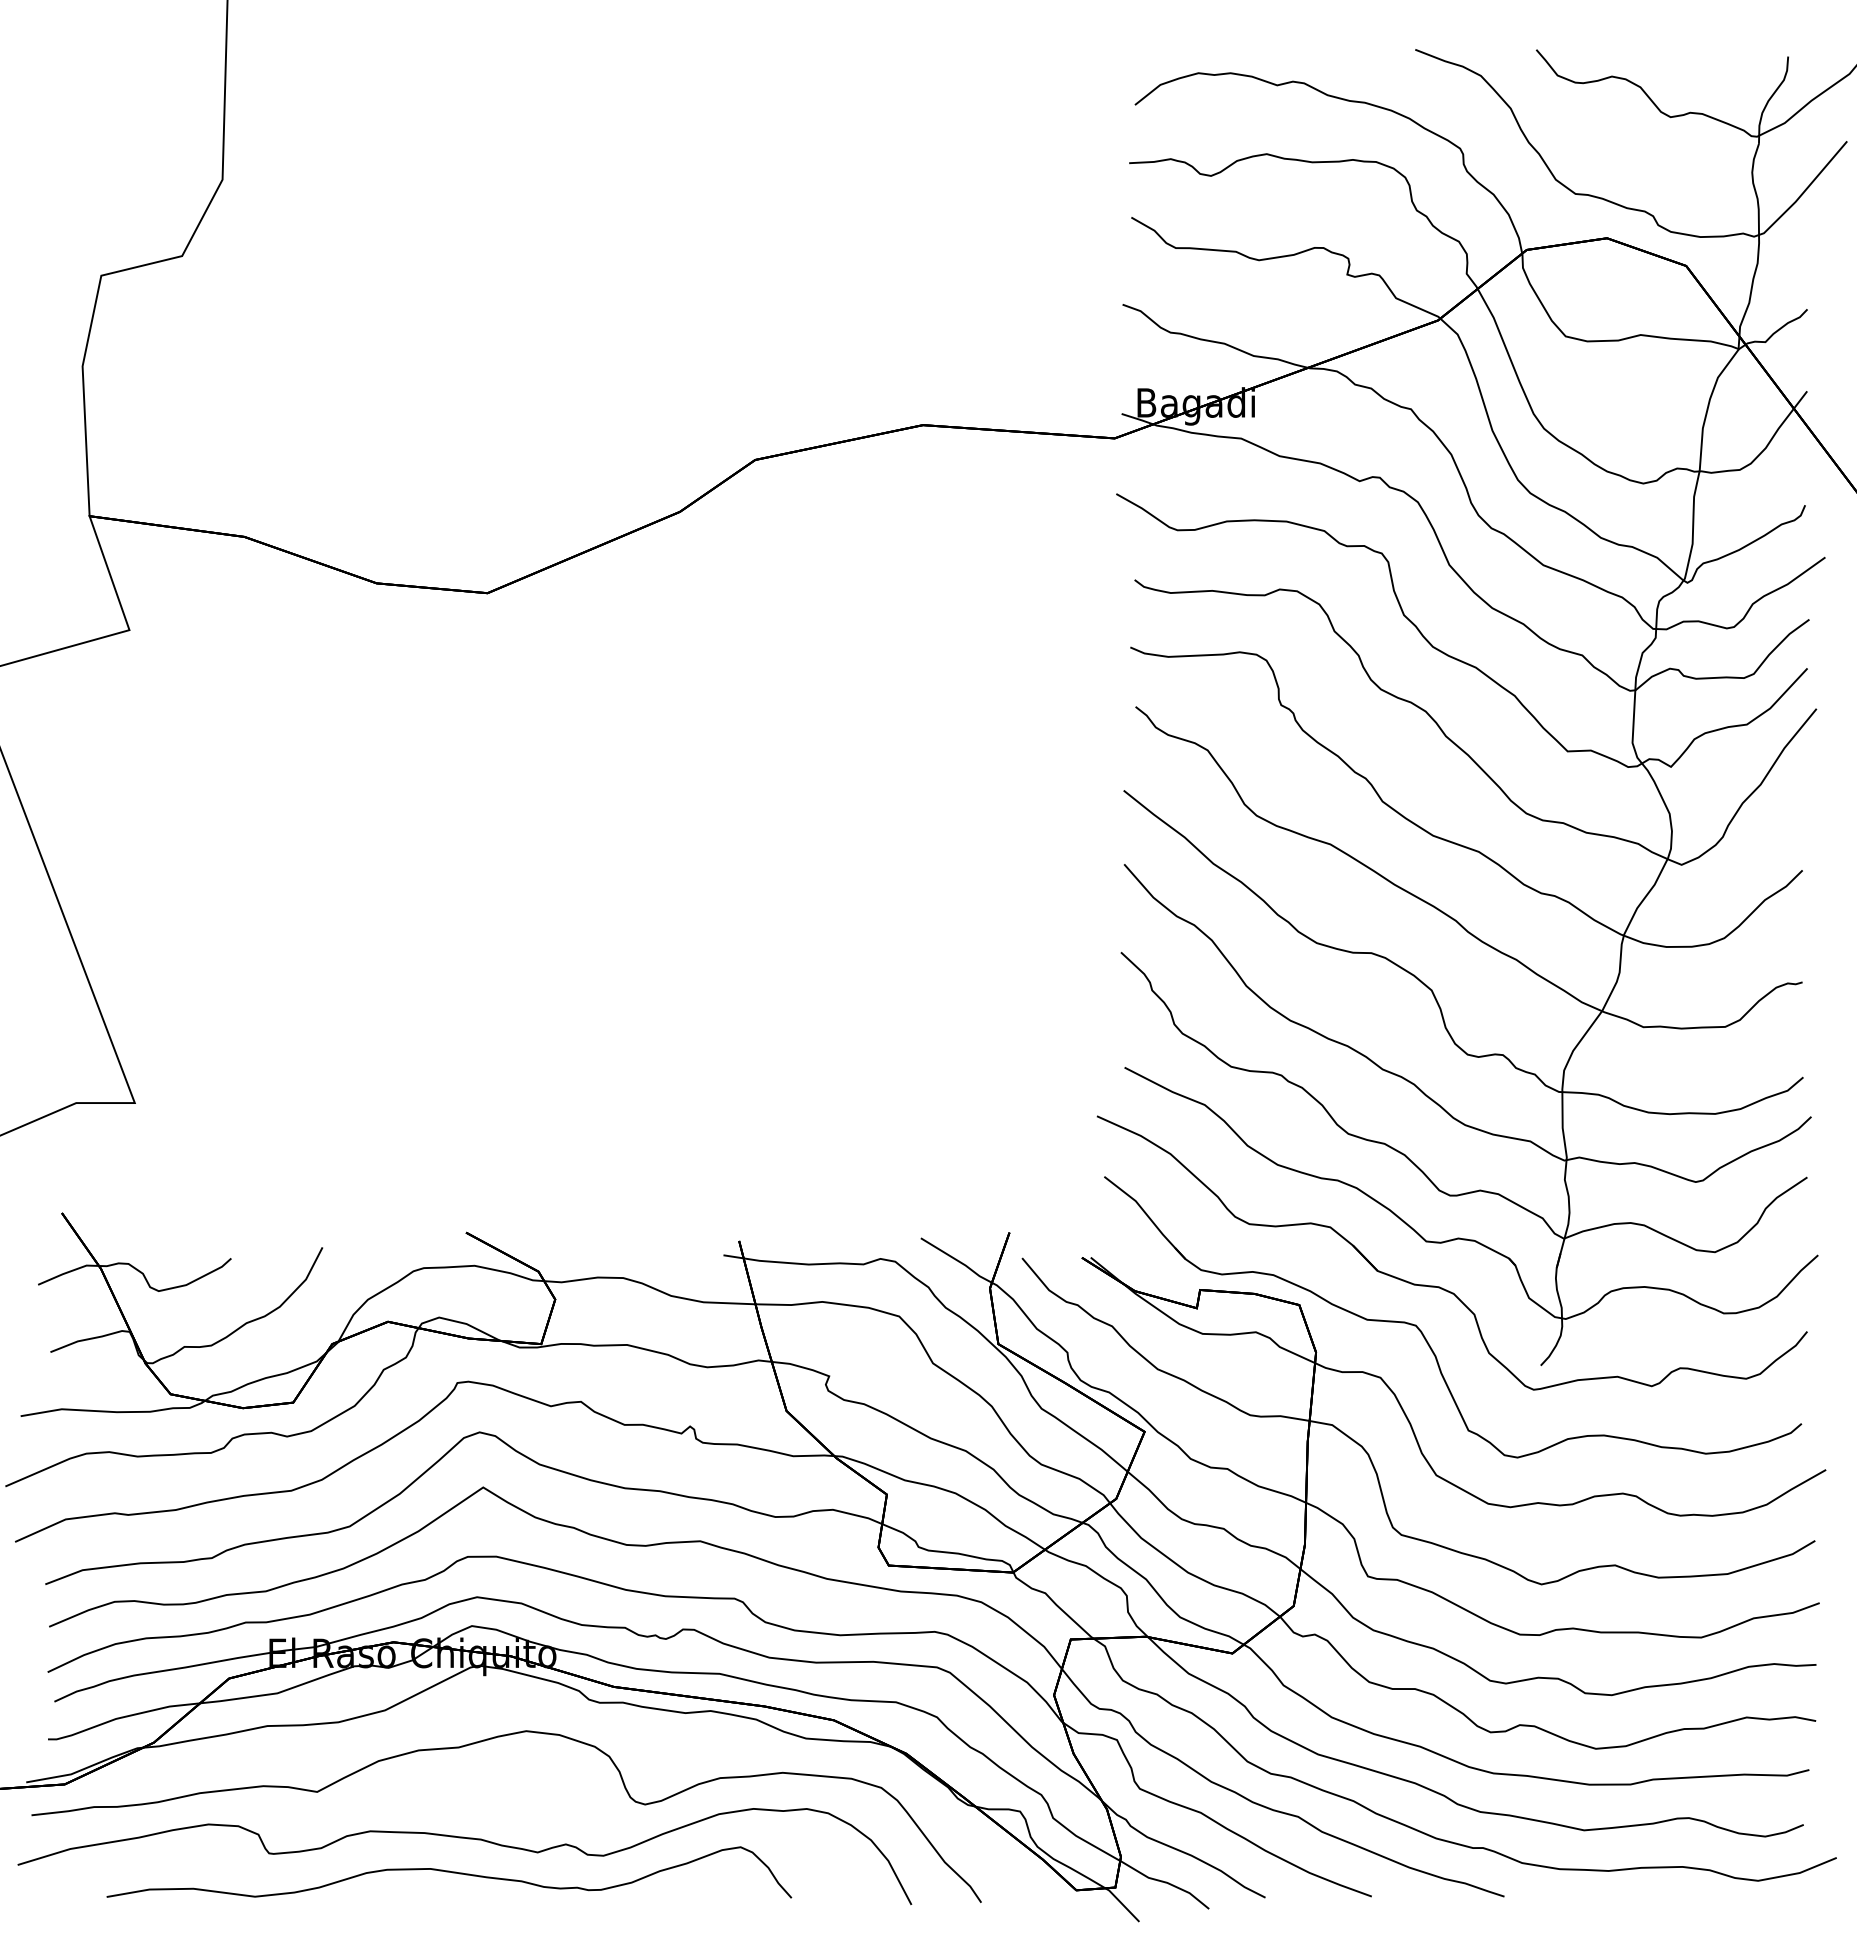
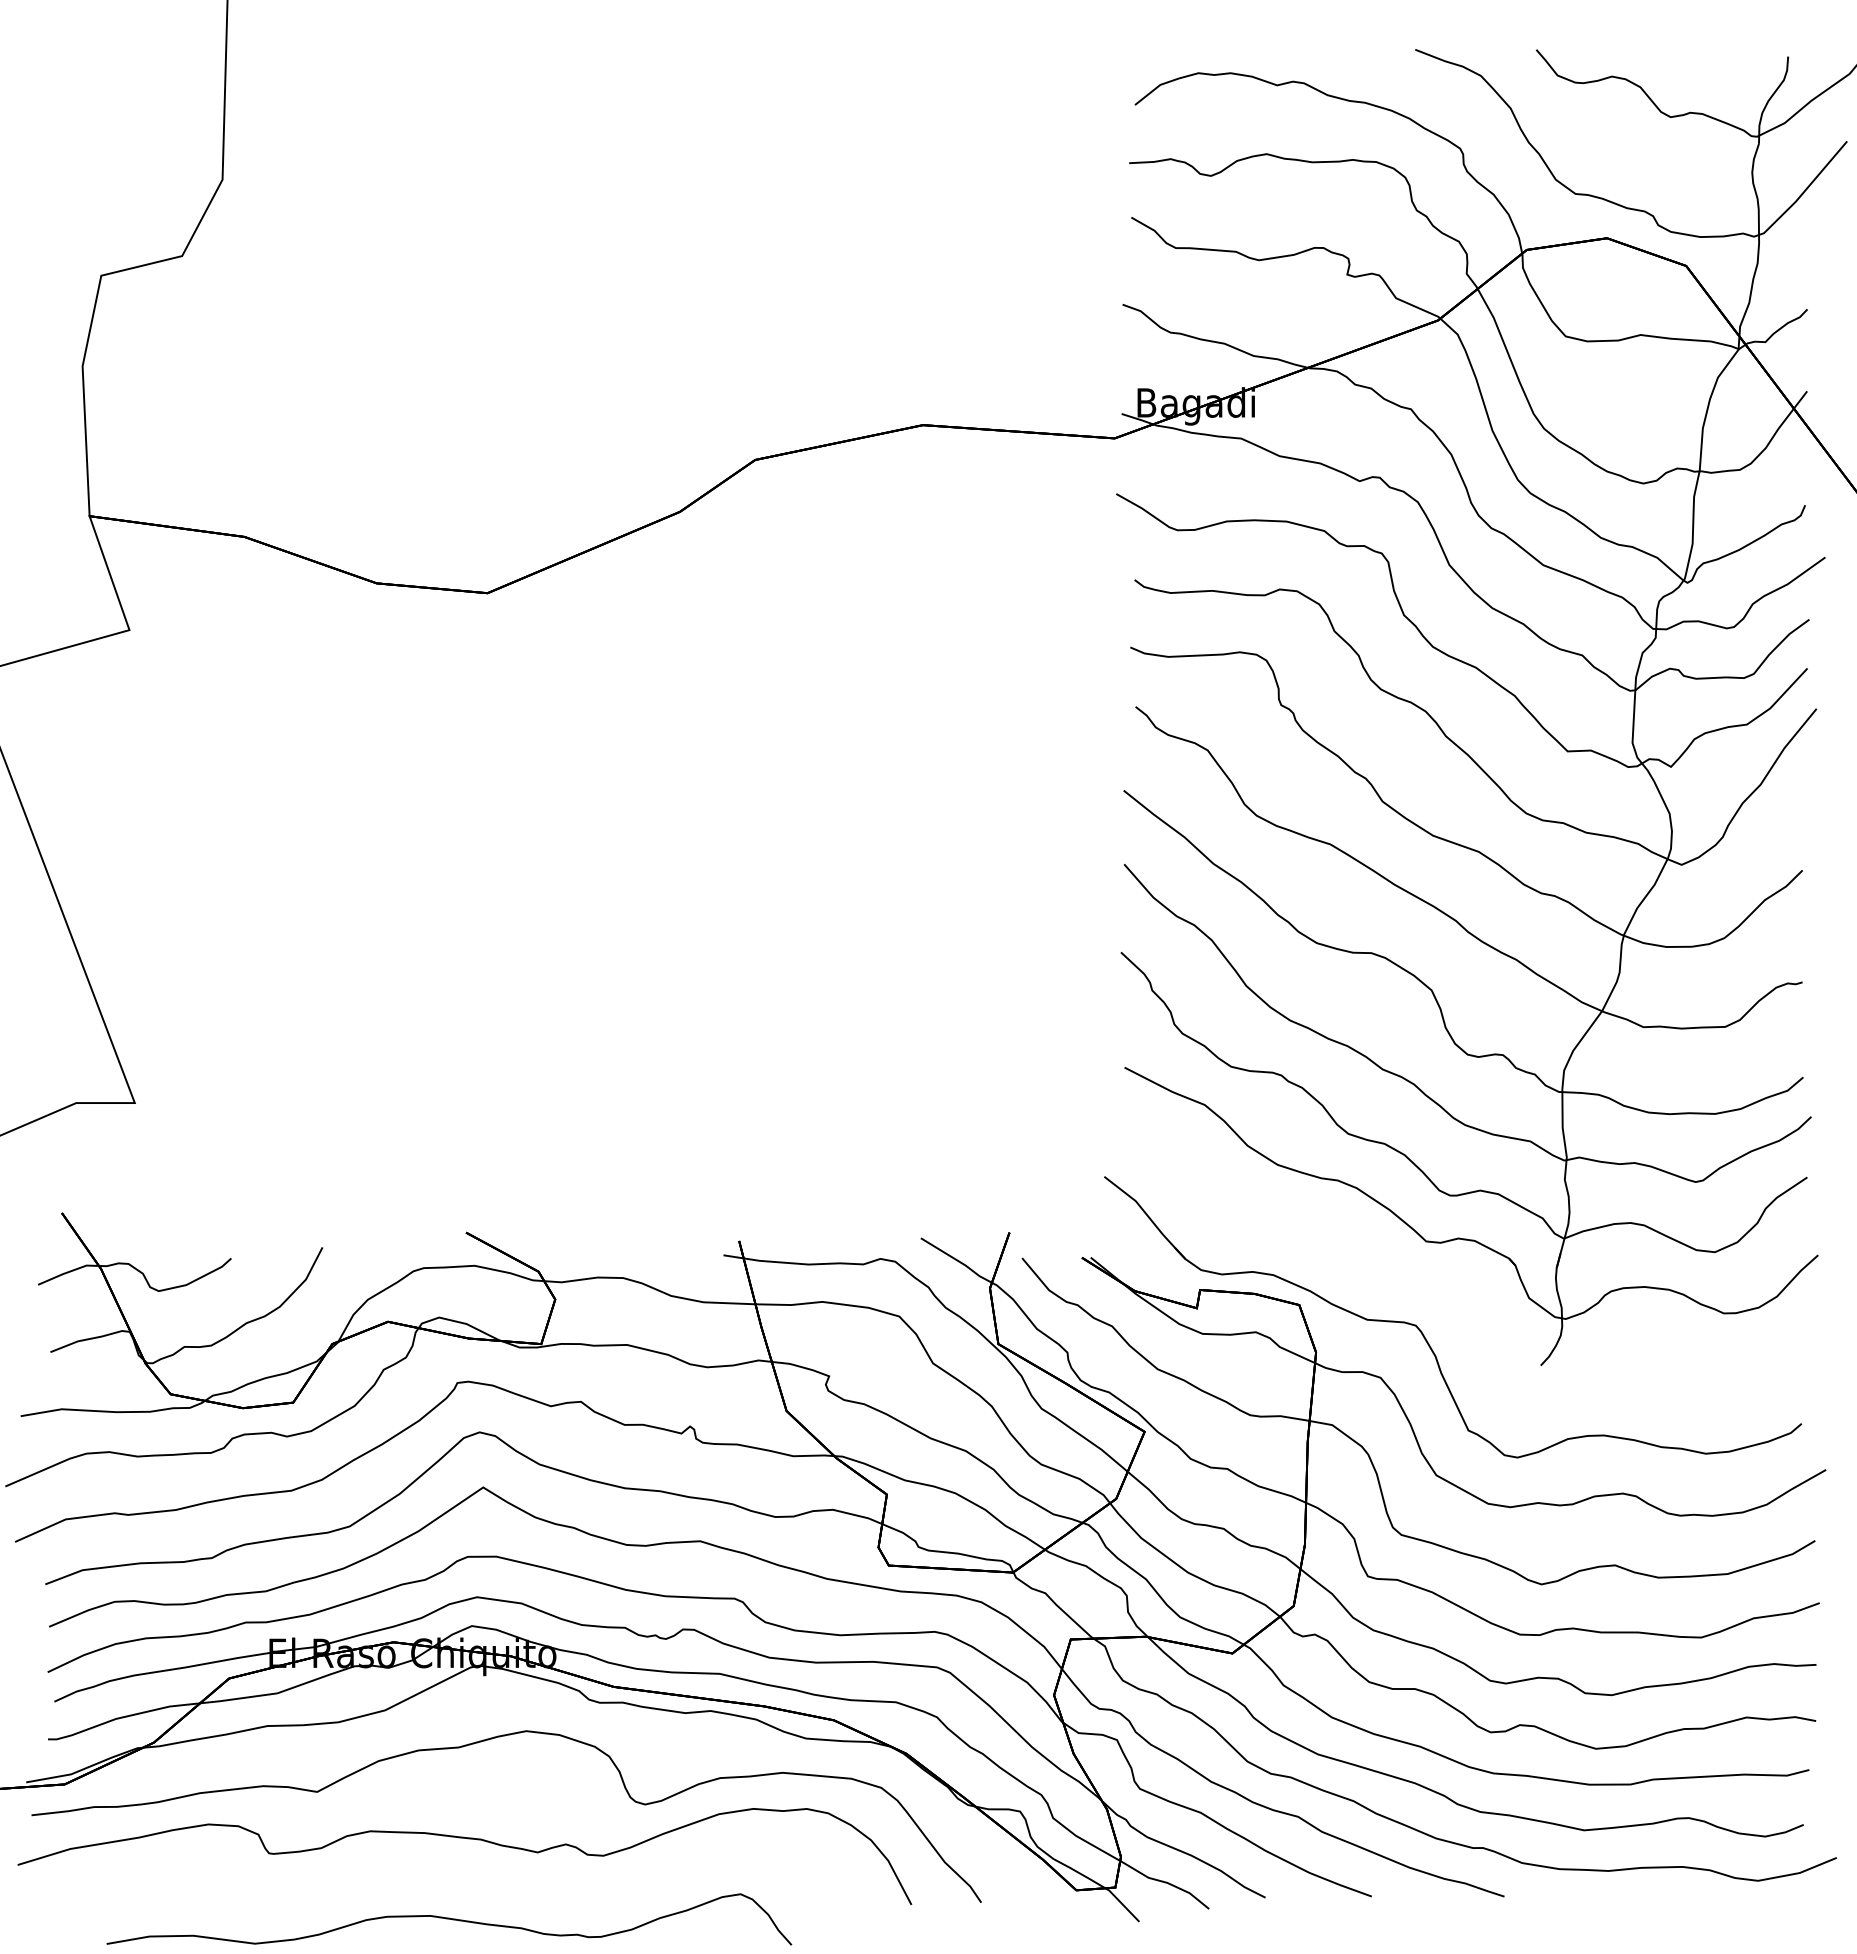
part: present -> none (1439, 1286)
part position: (449, 1872) -> (449, 1919) (449, 1919)
